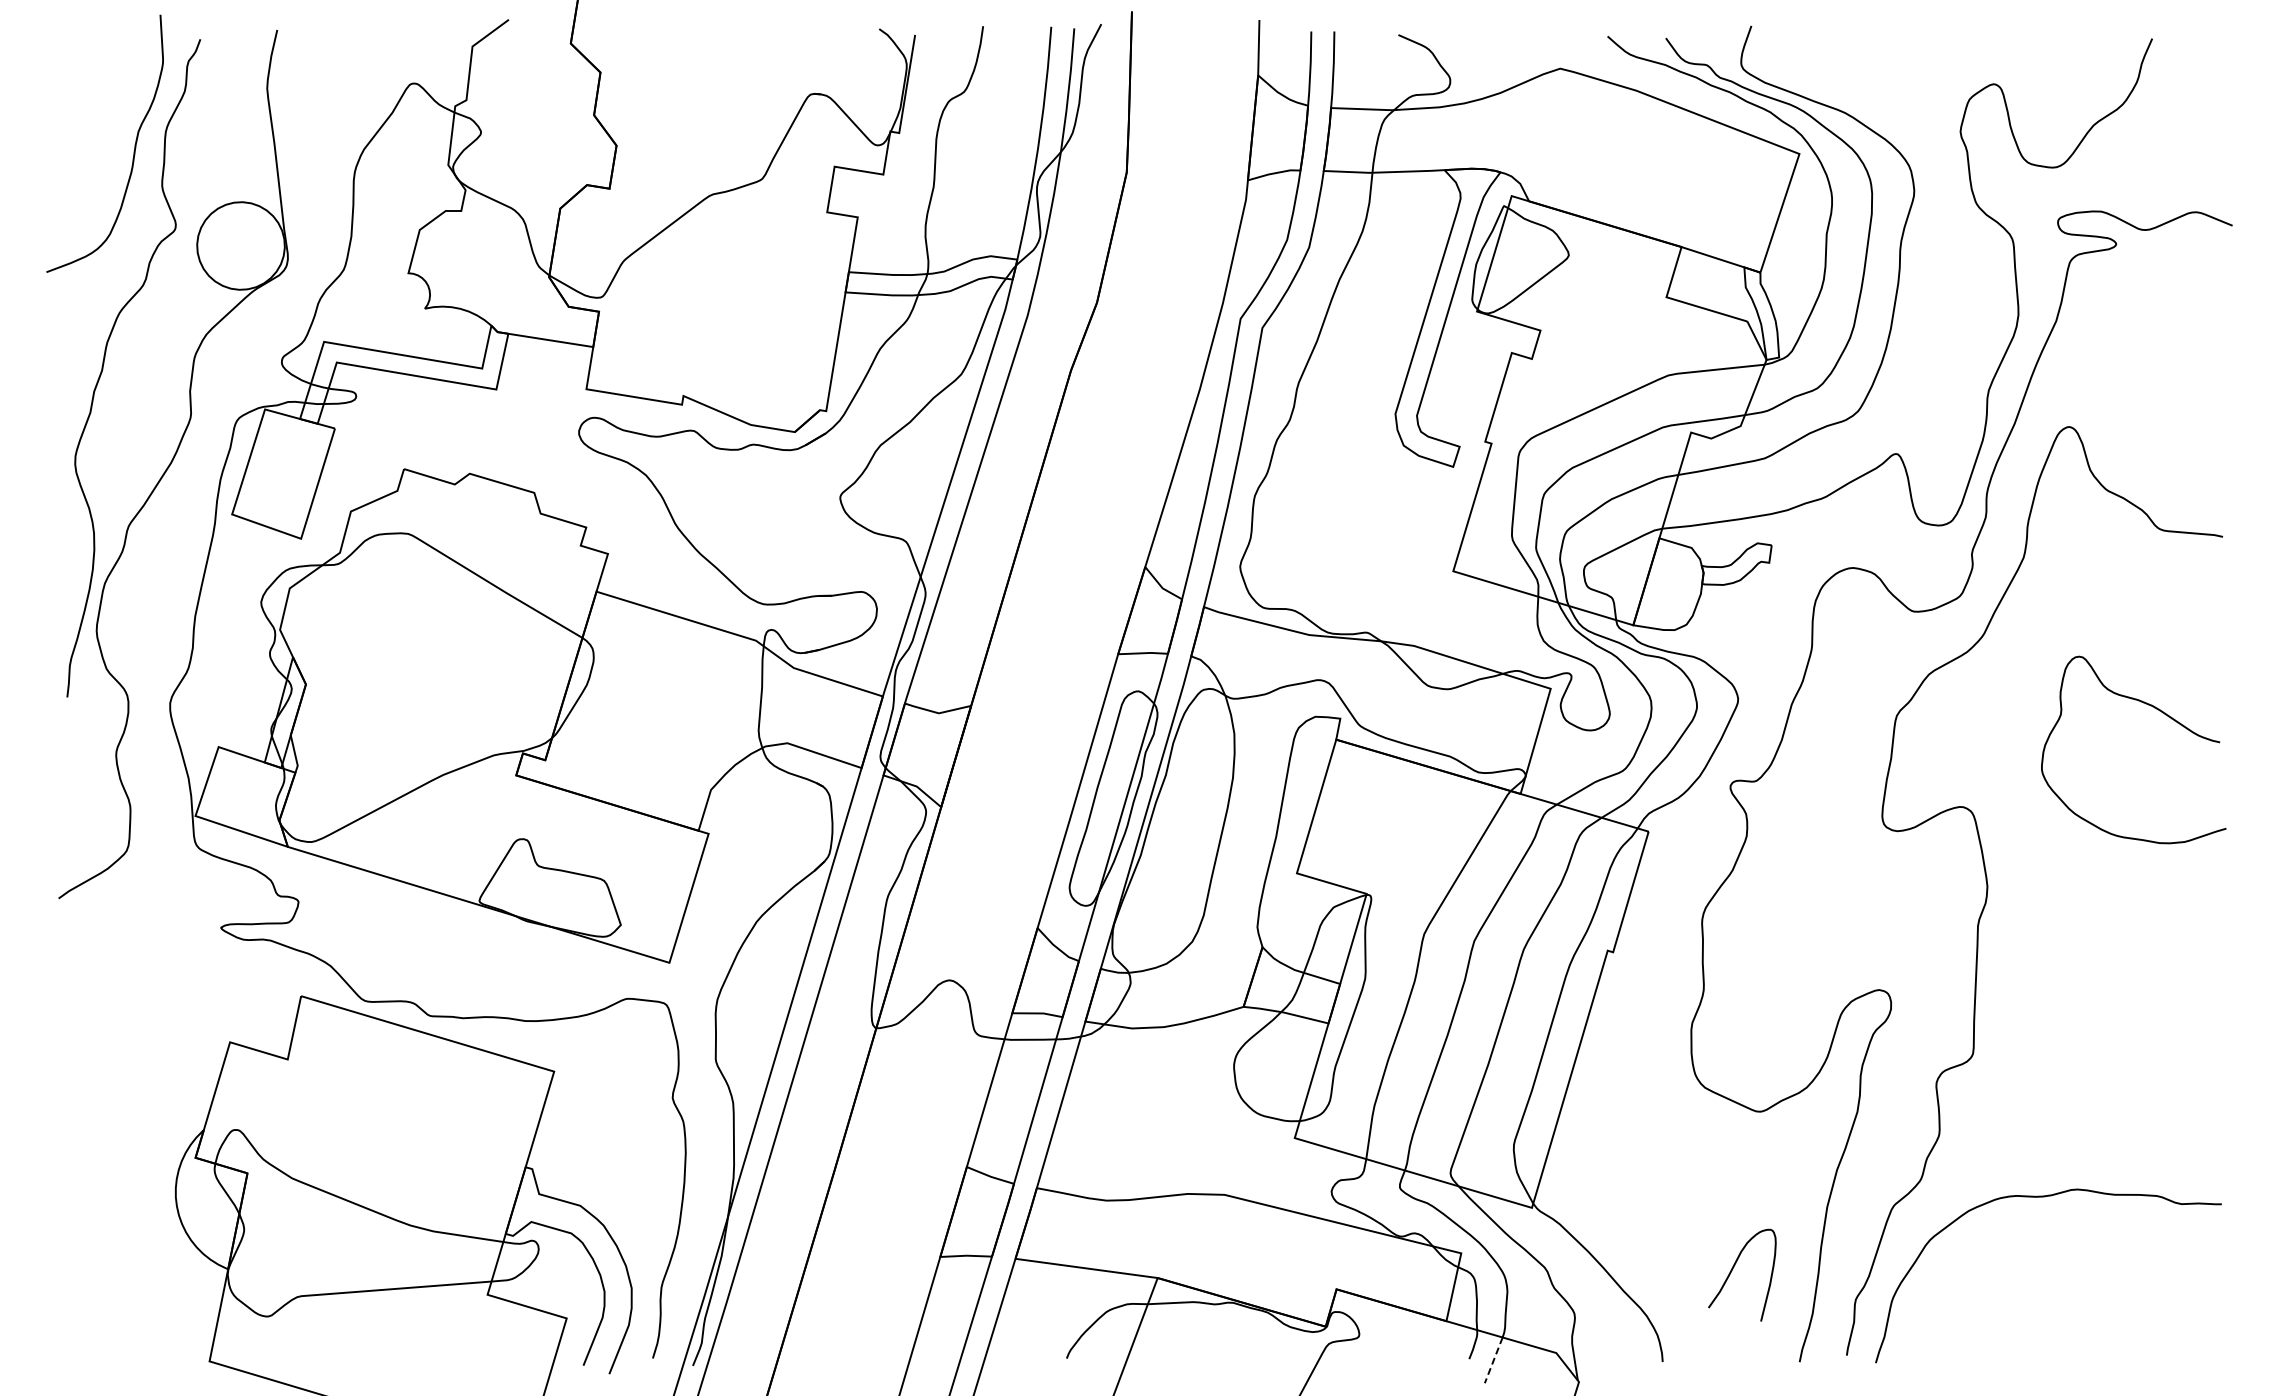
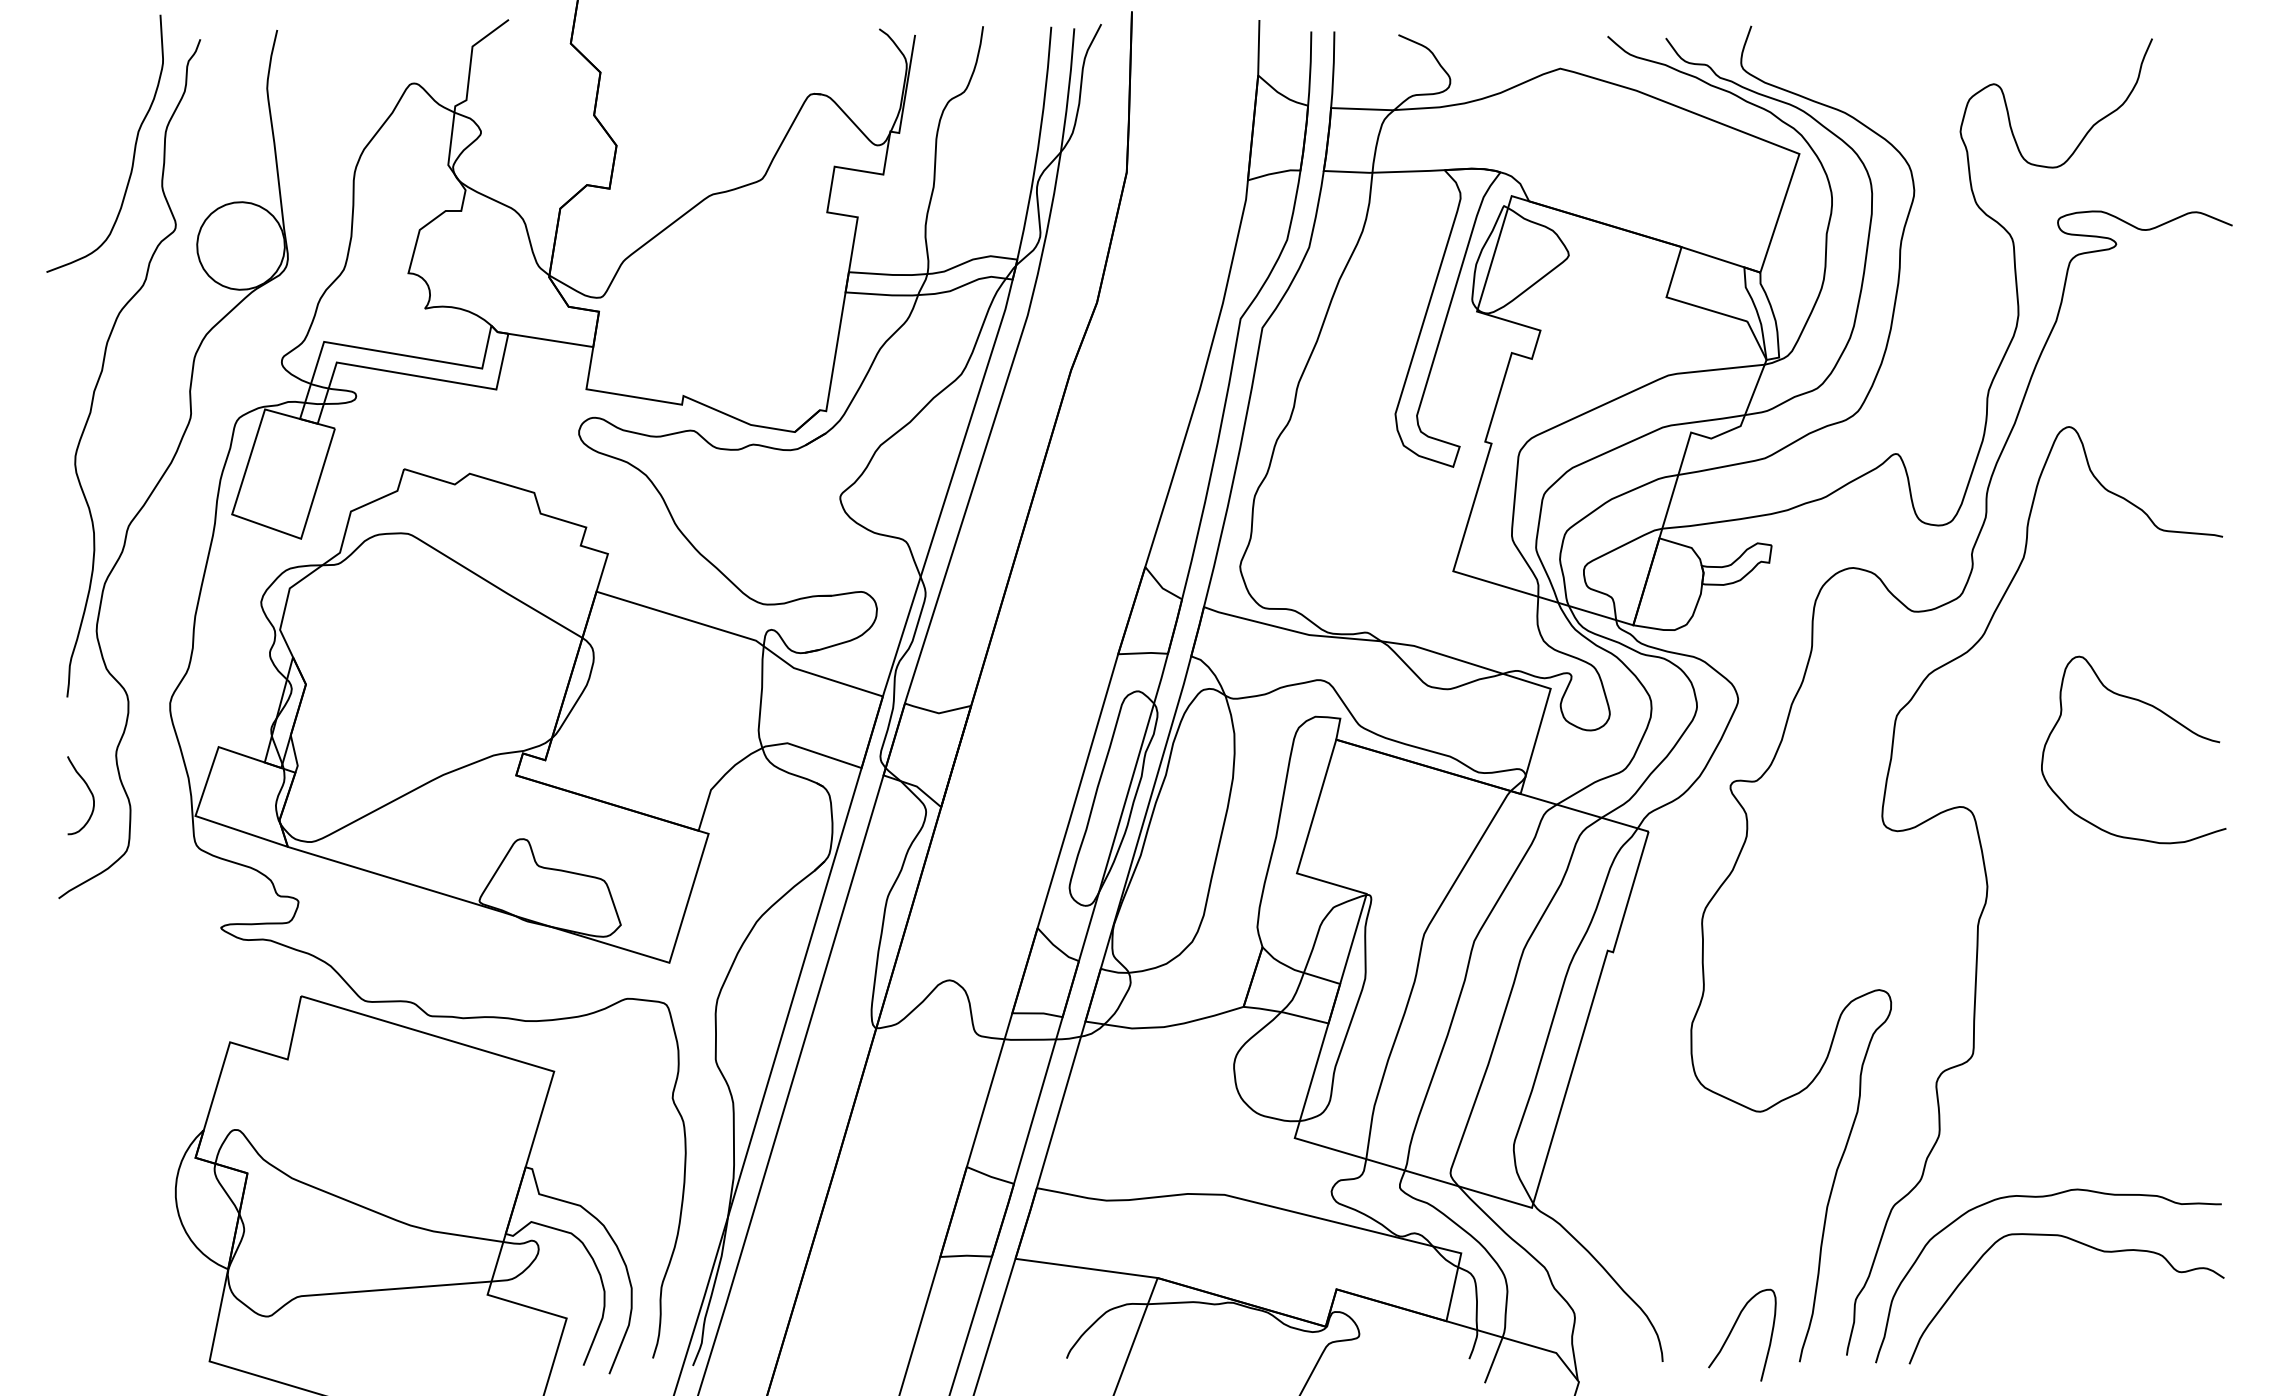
curve: none -> present (89, 791)
curve: none -> present (2086, 1246)
curve position: (1733, 1269) -> (1733, 1329) (1733, 1329)
line: dashed -> solid (1493, 1360)
